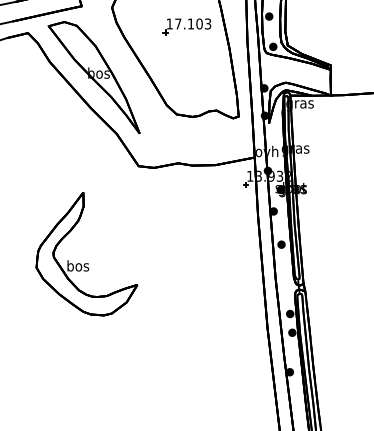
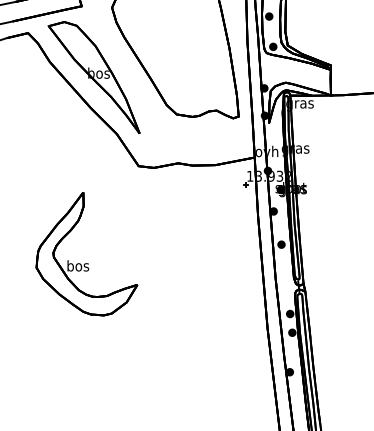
part: present -> none (186, 26)
